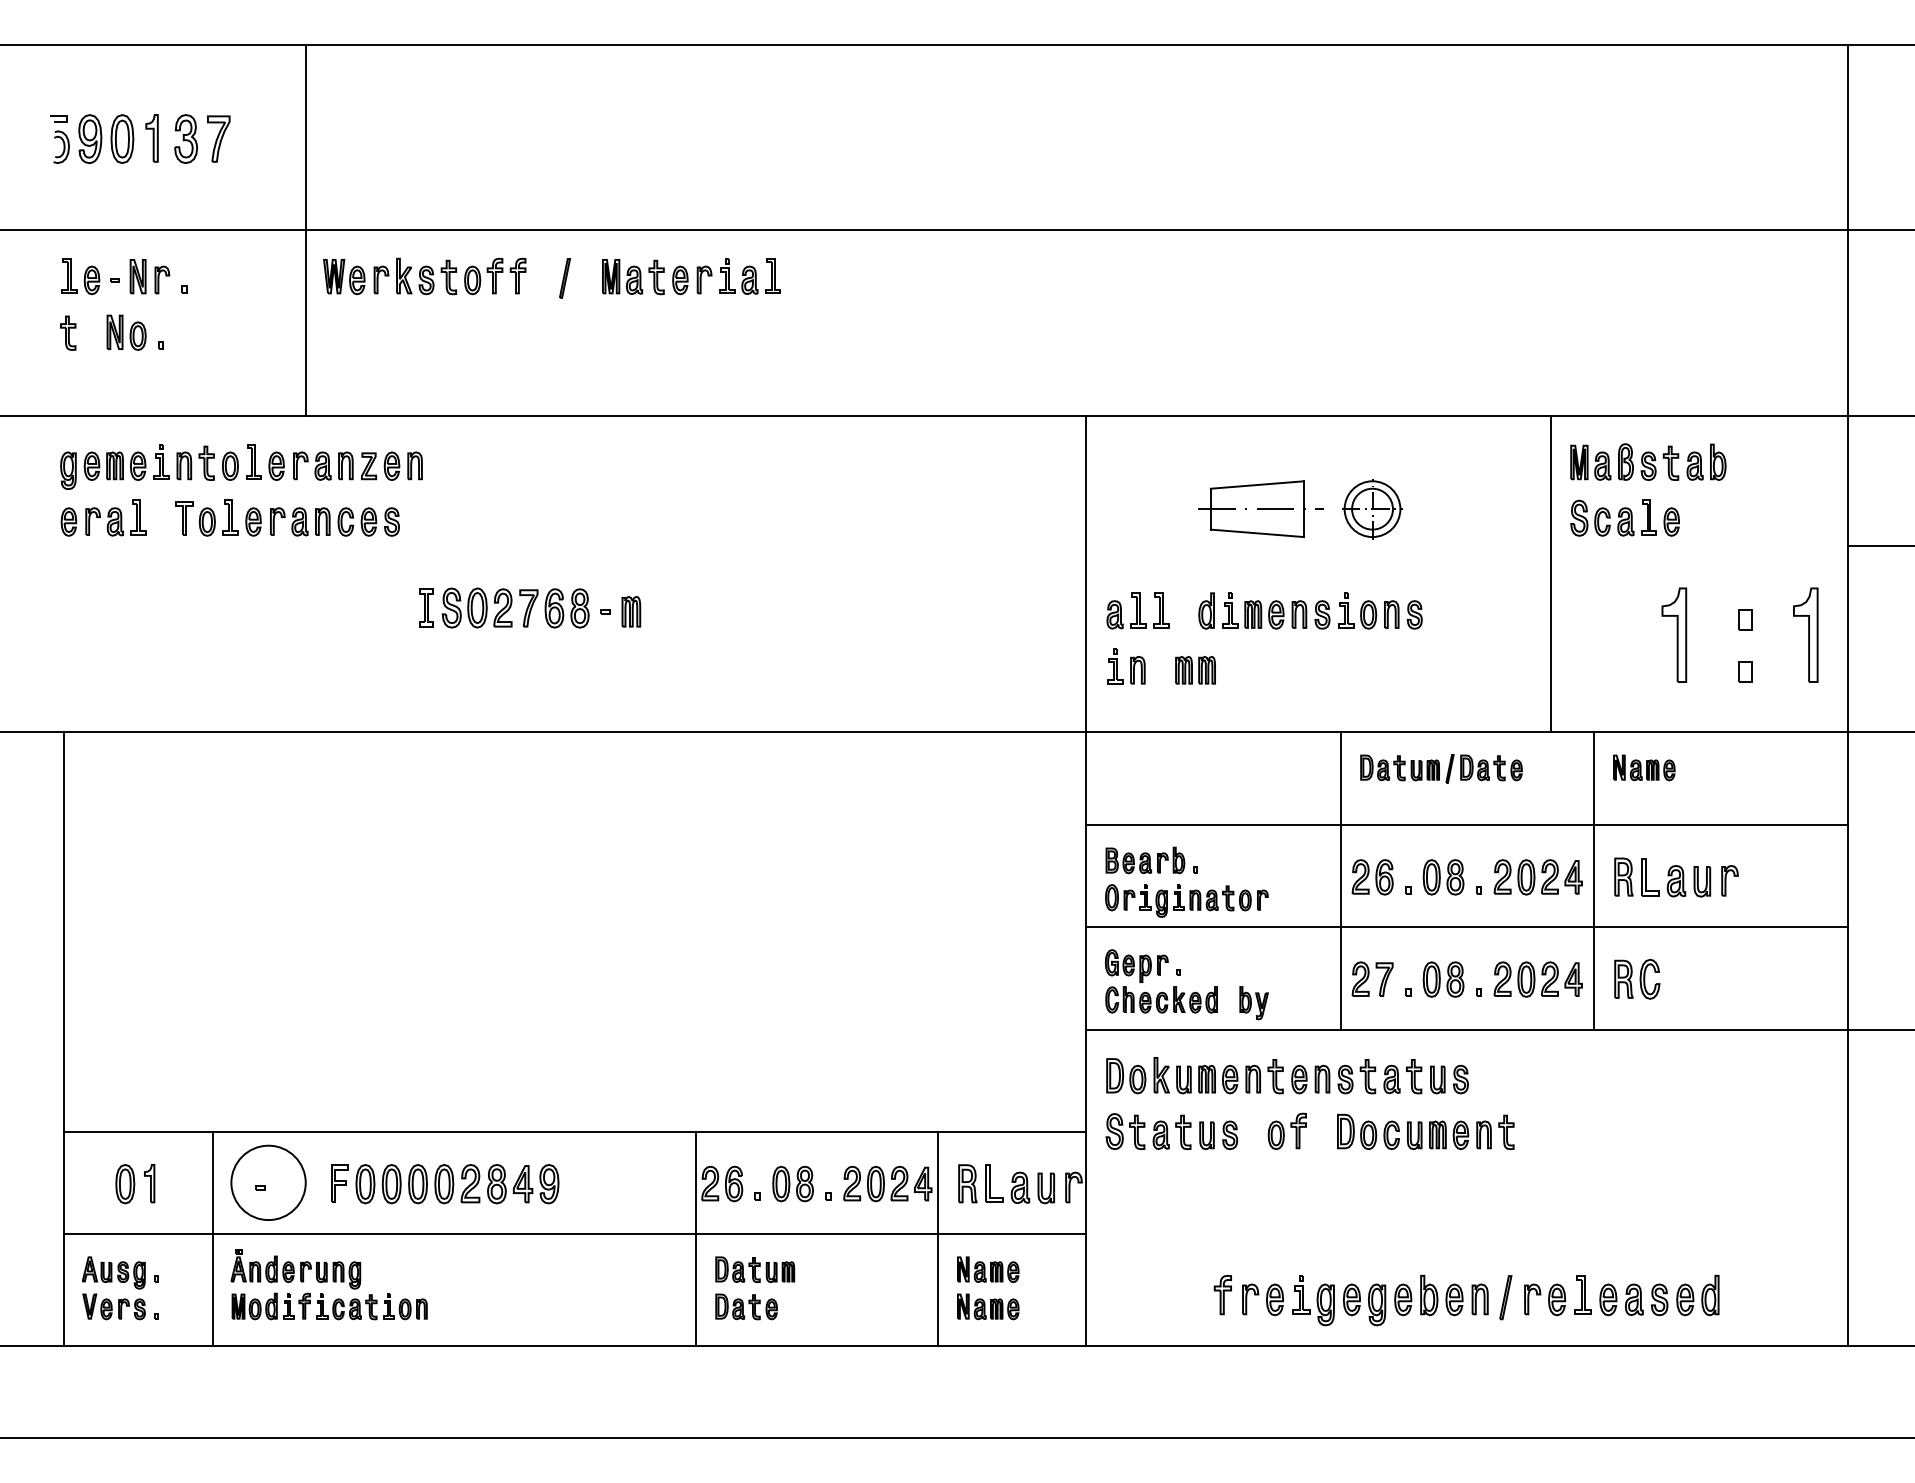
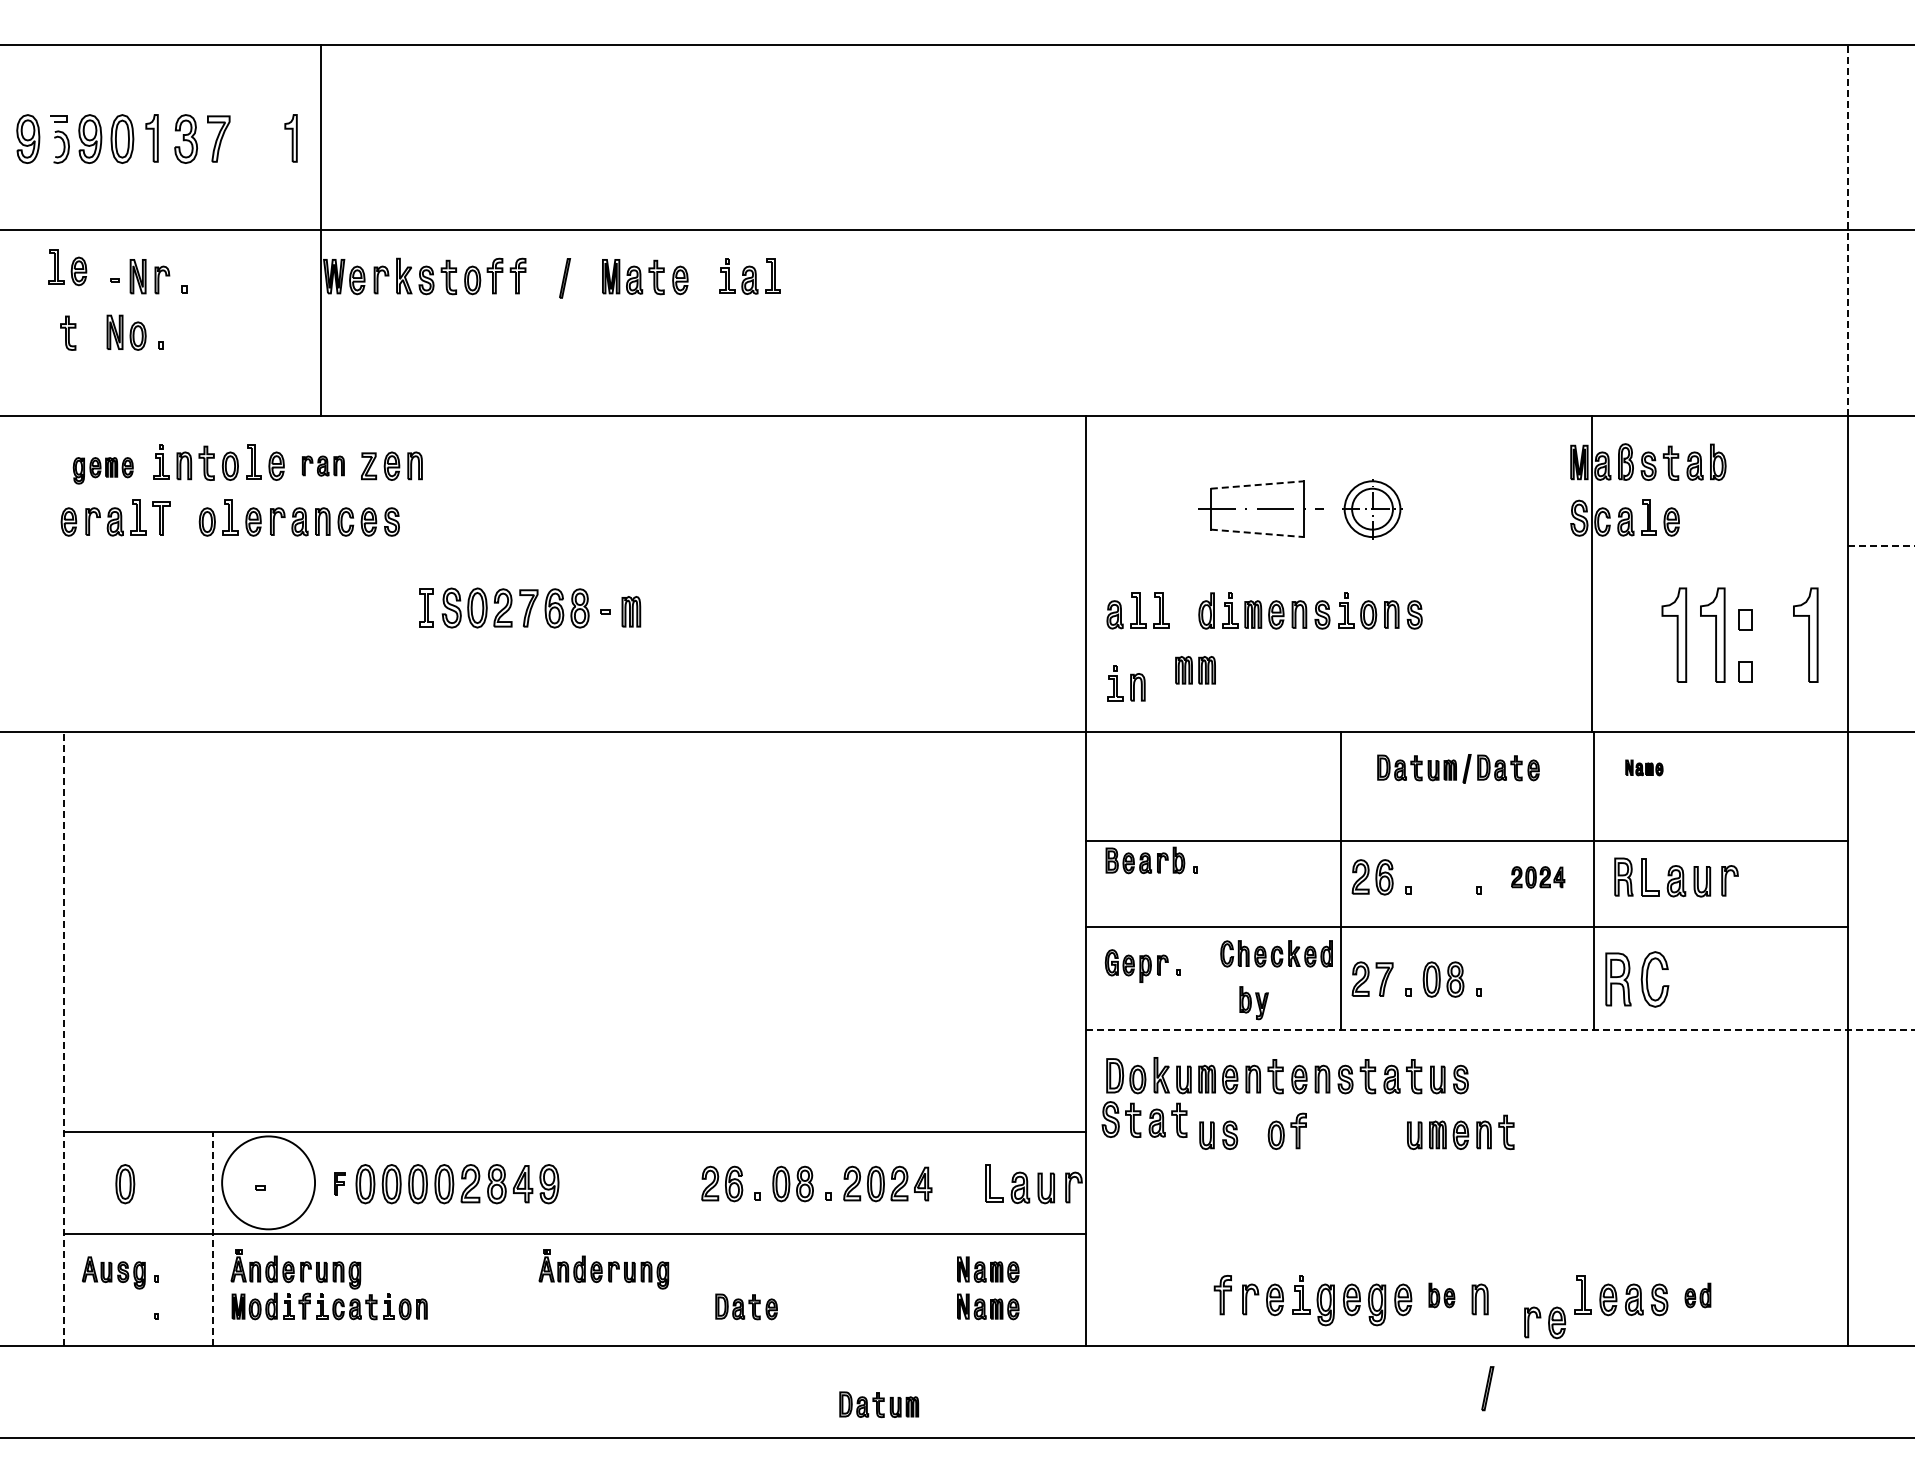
part: none -> present (28, 138)
part: none -> present (290, 138)
line position: (305, 230) -> (320, 230) (320, 230)
line: solid -> dashed (1848, 230)
part position: (80, 276) -> (67, 267) (67, 267)
part: present -> none (704, 279)
part size: 61x30 px -> 44x22 px (322, 465)
part size: 87x40 px -> 62x28 px (102, 470)
line: solid -> dashed (1257, 485)
part position: (184, 518) -> (161, 518) (161, 518)
line: solid -> dashed (1257, 533)
line: solid -> dashed (1881, 546)
line position: (1550, 574) -> (1591, 574) (1591, 574)
part: none -> present (1712, 634)
part position: (1126, 666) -> (1126, 683) (1126, 683)
part size: 63x28 px -> 39x18 px (1644, 767)
part position: (1441, 768) -> (1458, 768) (1458, 768)
line position: (1467, 825) -> (1467, 841) (1467, 841)
part: present -> none (1443, 877)
part size: 90x37 px -> 55x23 px (1538, 877)
part: present -> none (1186, 900)
part size: 47x42 px -> 65x57 px (1637, 979)
part: present -> none (1537, 979)
part position: (1161, 999) -> (1276, 953) (1276, 953)
line: solid -> dashed (1500, 1029)
line: solid -> dashed (64, 1038)
part position: (1148, 1131) -> (1144, 1119) (1144, 1119)
part: present -> none (1368, 1131)
circle diameter: 74 px -> 93 px (268, 1182)
part: present -> none (149, 1183)
part size: 18x39 px -> 12x24 px (339, 1183)
part: present -> none (967, 1183)
line: solid -> dashed (212, 1238)
line: present -> none (696, 1238)
line: present -> none (937, 1238)
part: none -> present (603, 1269)
part position: (755, 1269) -> (879, 1404) (879, 1404)
part size: 44x43 px -> 28x27 px (1441, 1295)
part size: 44x43 px -> 28x27 px (1697, 1295)
part position: (1505, 1297) -> (1487, 1388) (1487, 1388)
part position: (1545, 1299) -> (1545, 1322) (1545, 1322)
part: present -> none (113, 1306)
